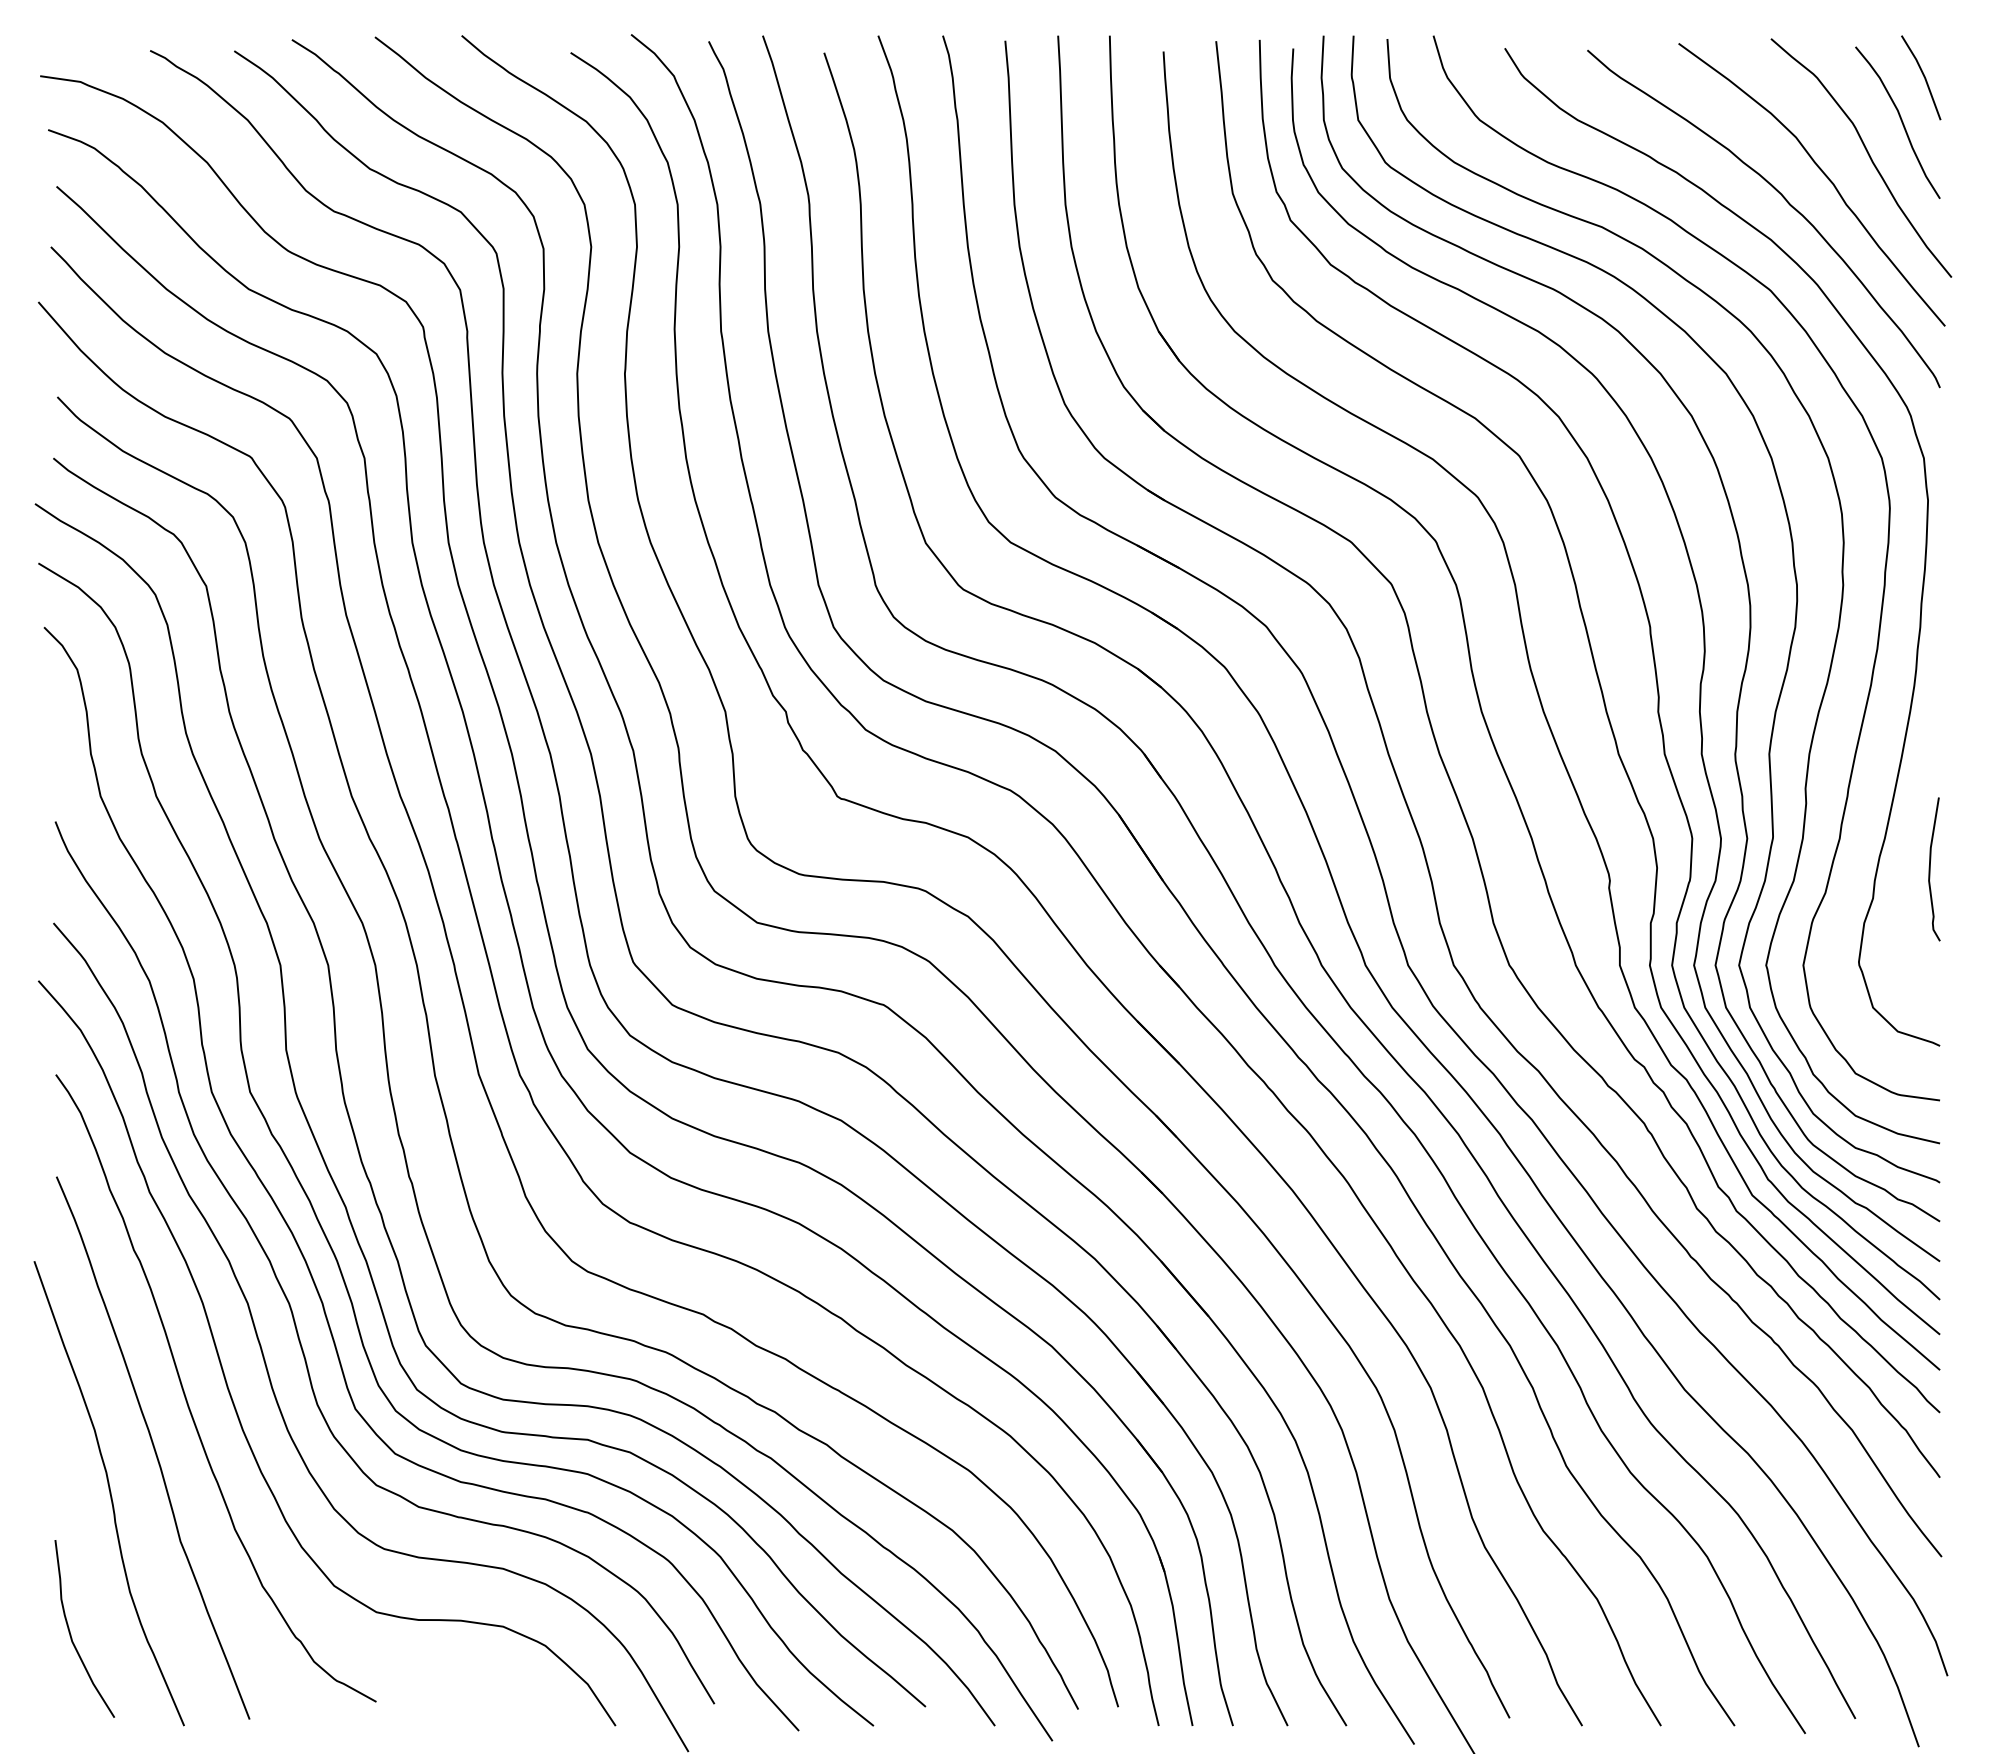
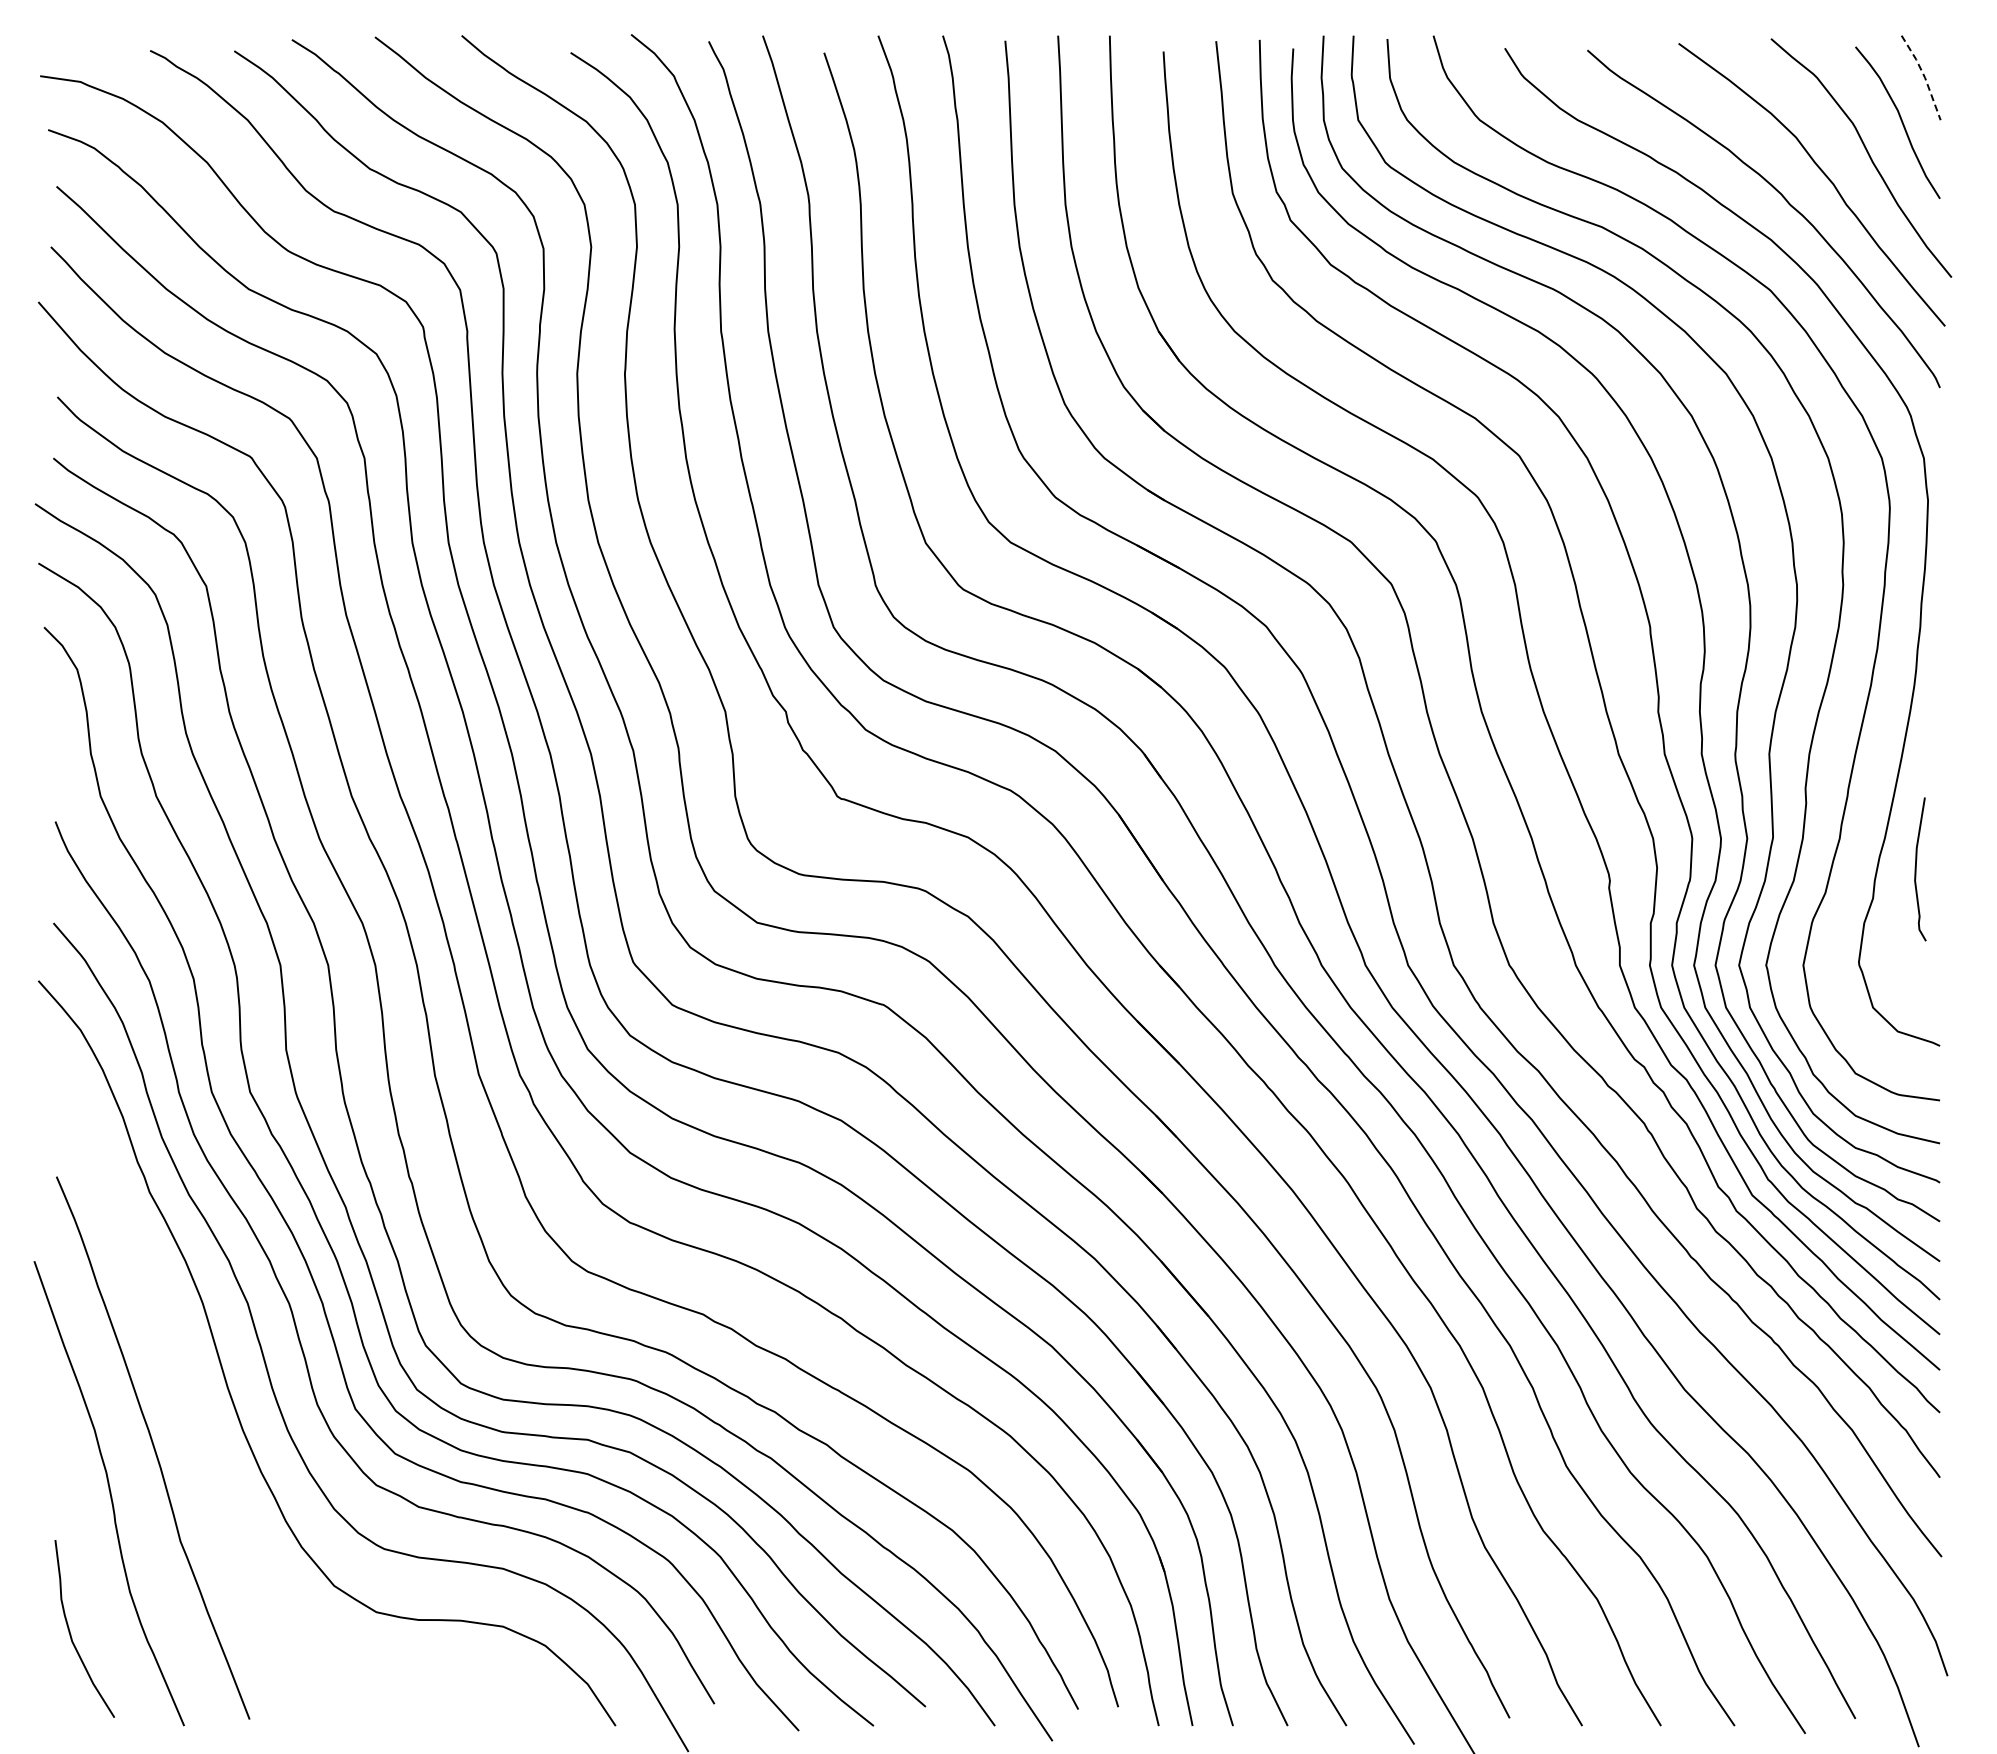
line: solid -> dashed (1924, 77)
curve position: (1930, 869) -> (1916, 869) (1916, 869)
curve: present -> none (186, 1396)
